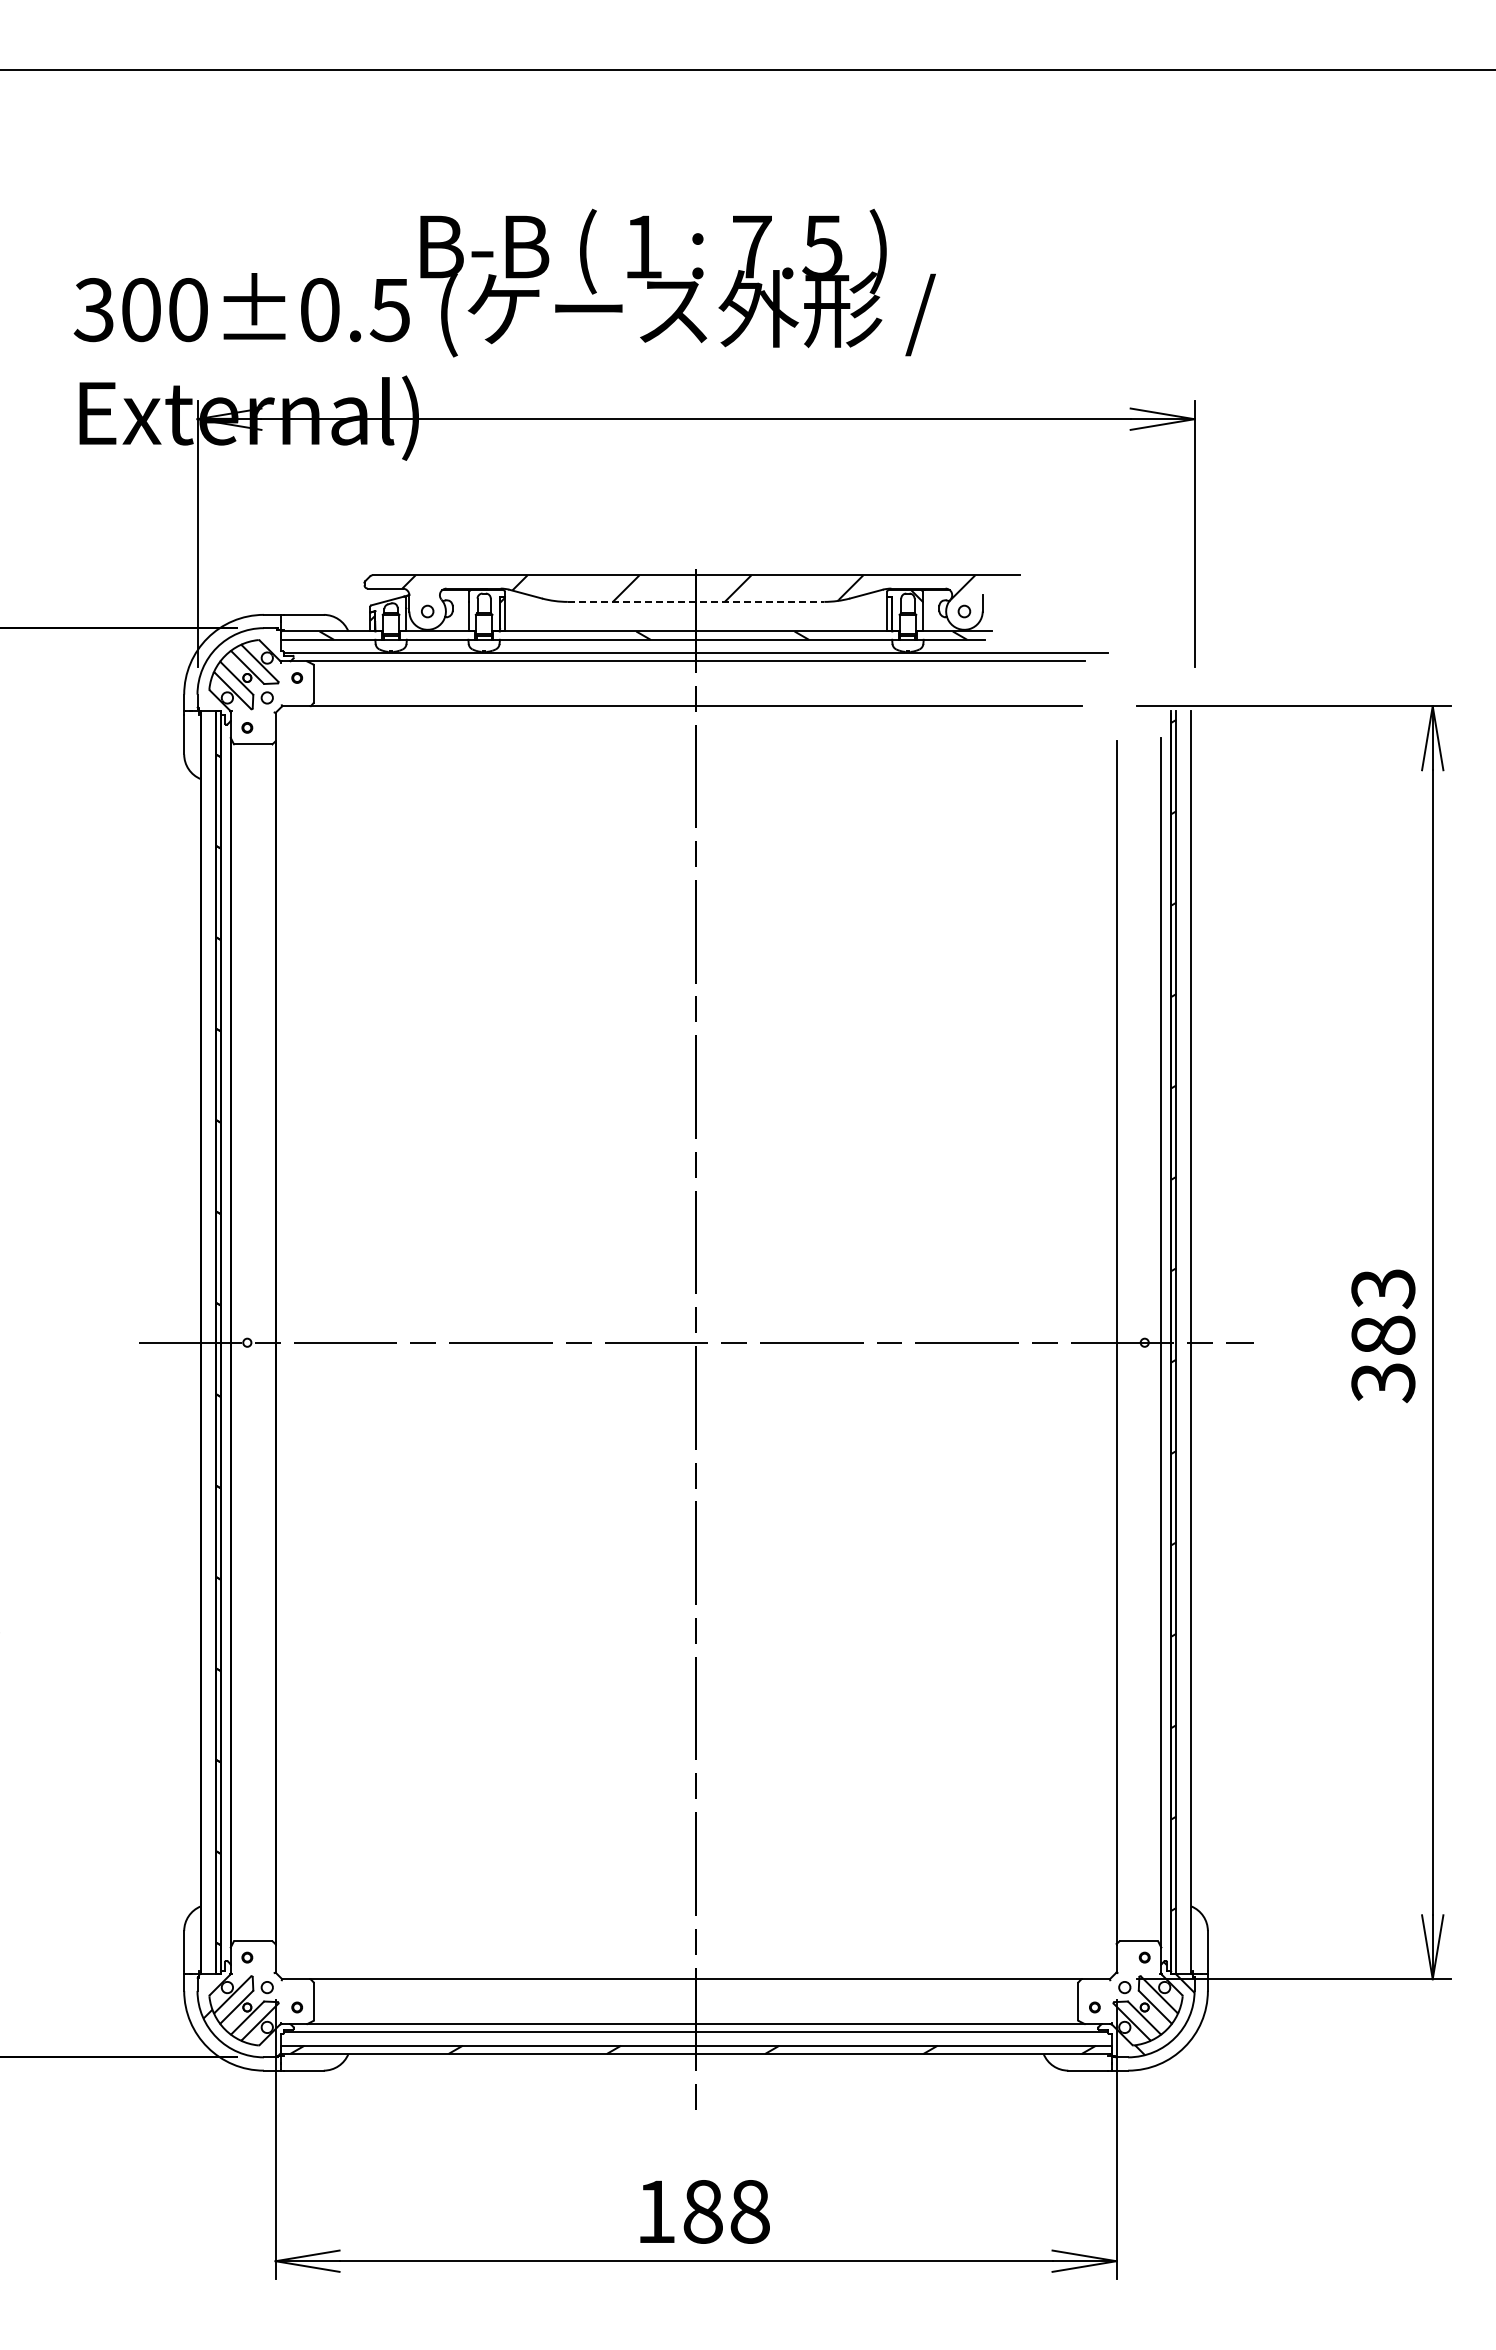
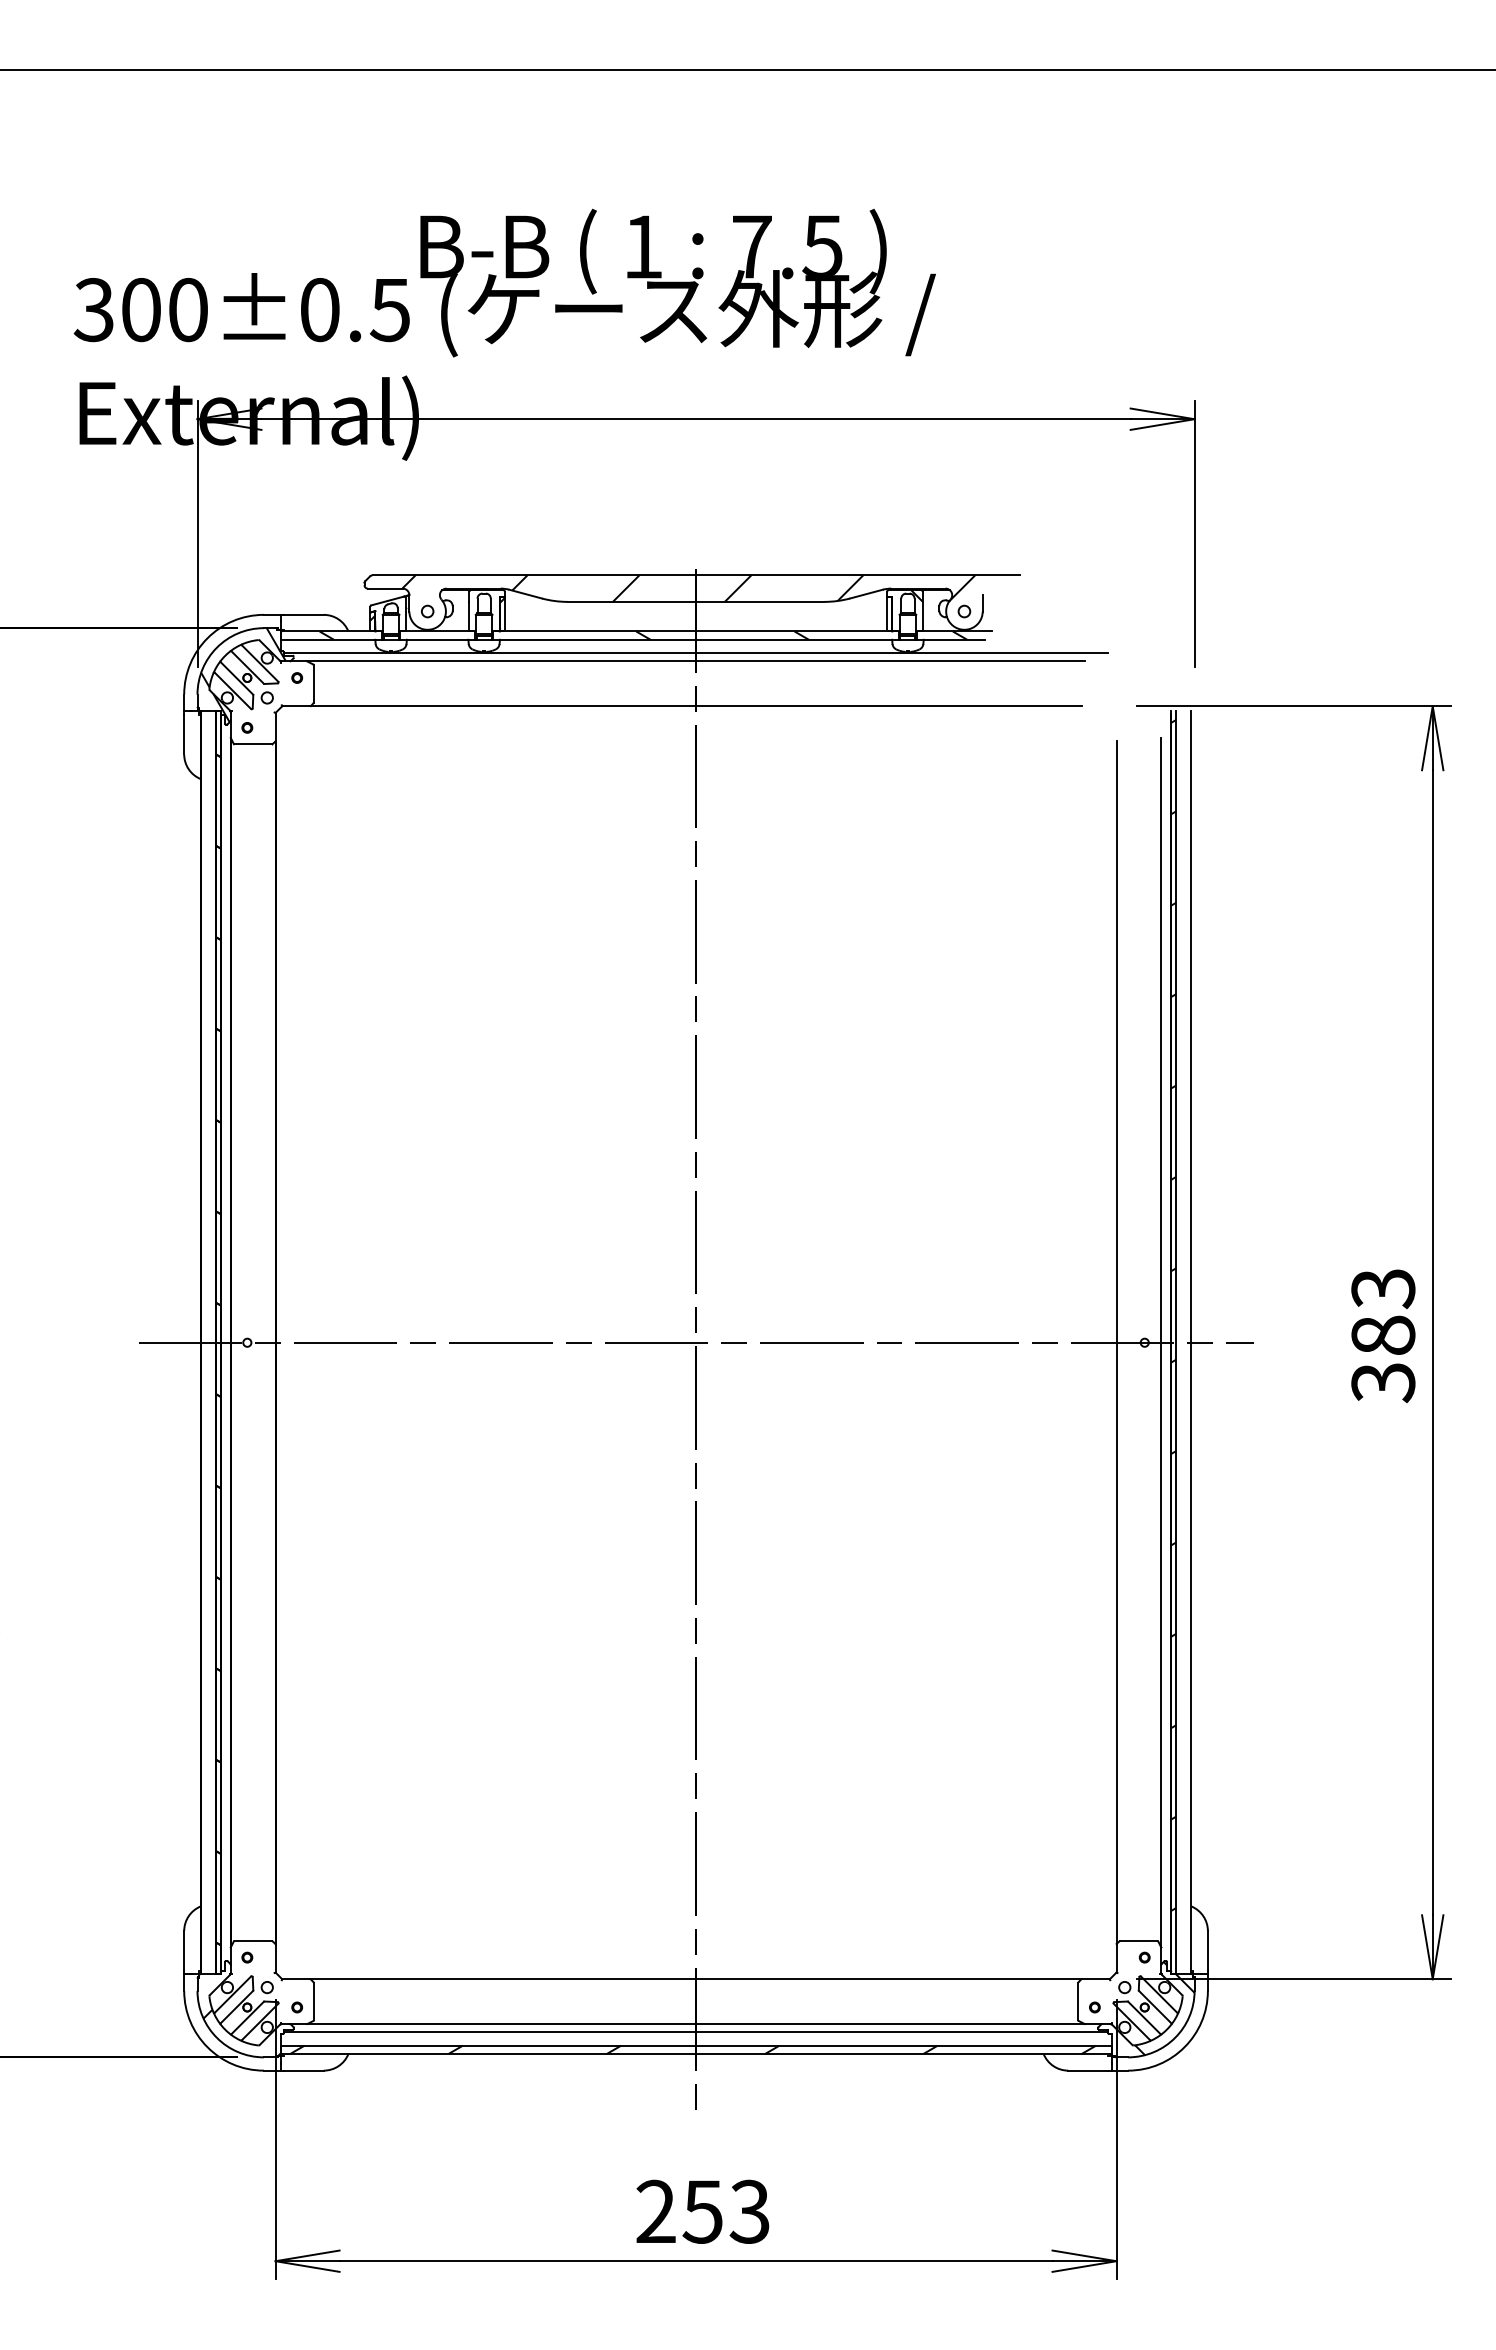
line: dashed -> solid (696, 601)
hatch: none -> present (243, 675)
text: 188 -> 253 (702, 2211)
